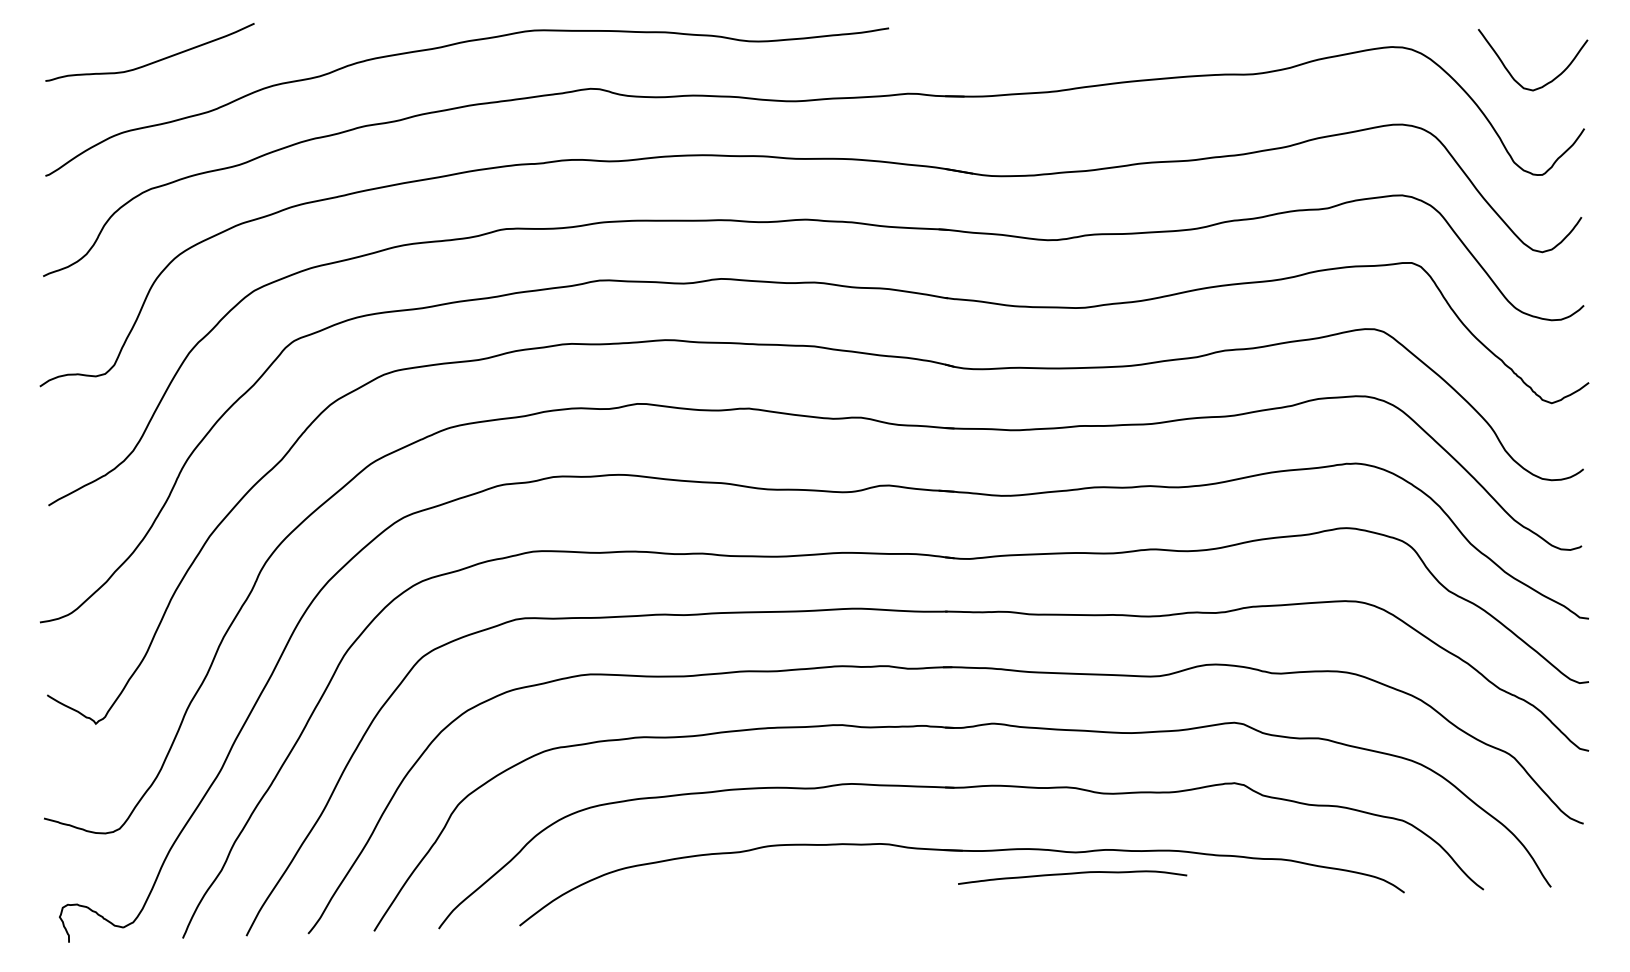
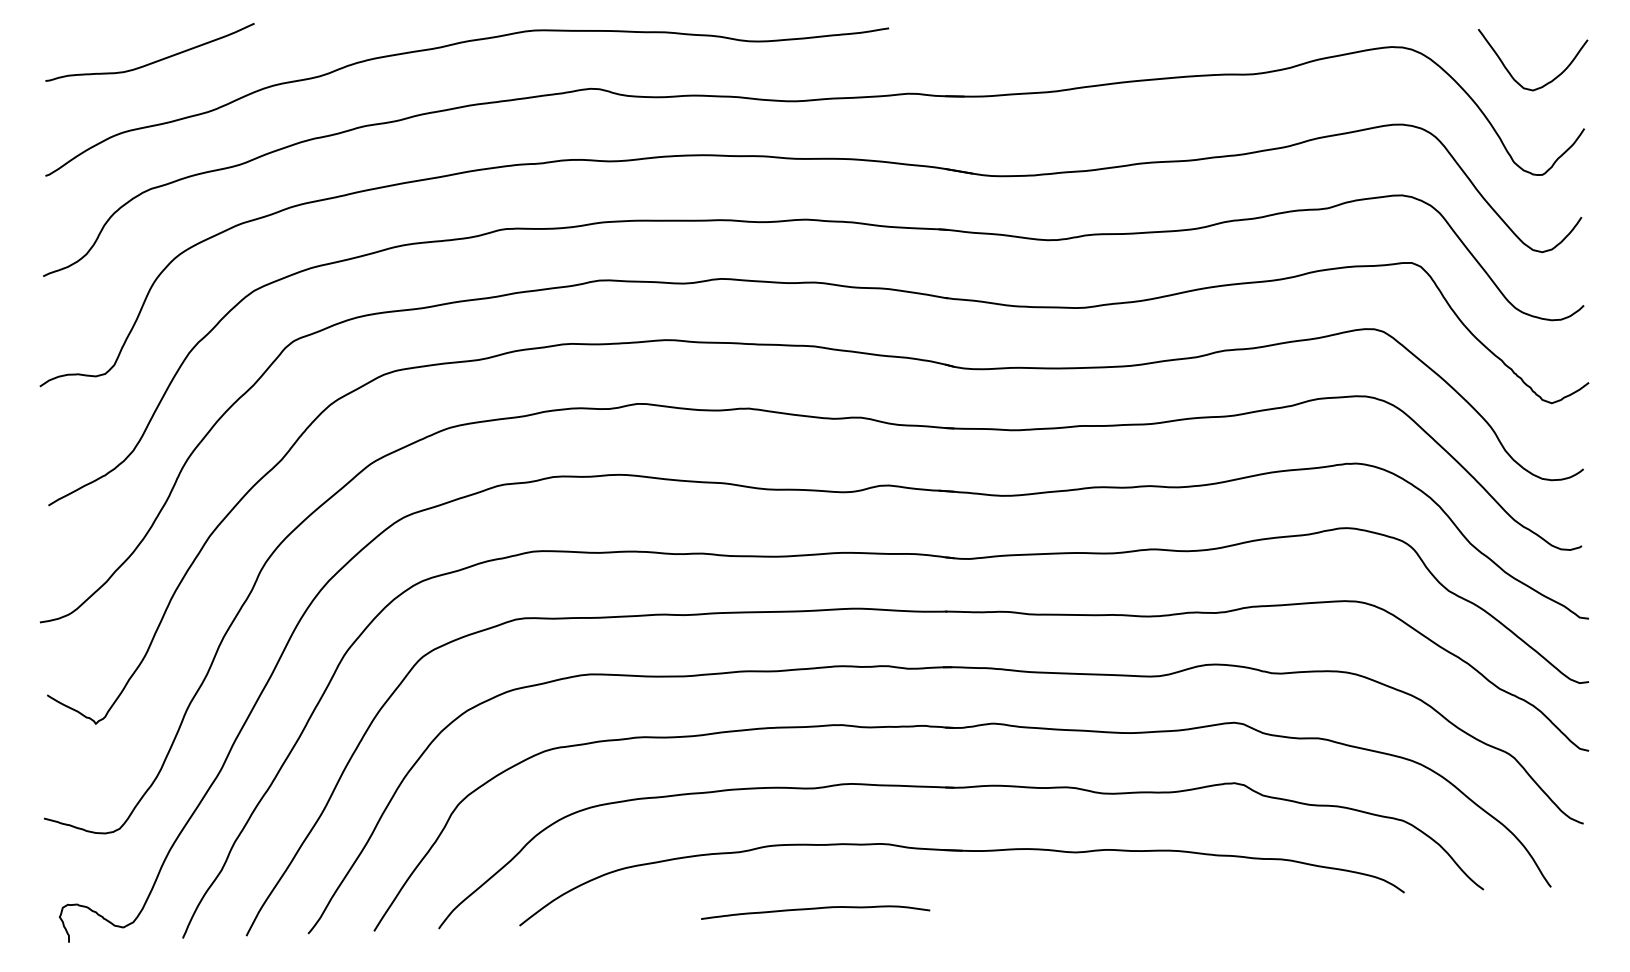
curve position: (1072, 874) -> (815, 909) (815, 909)
